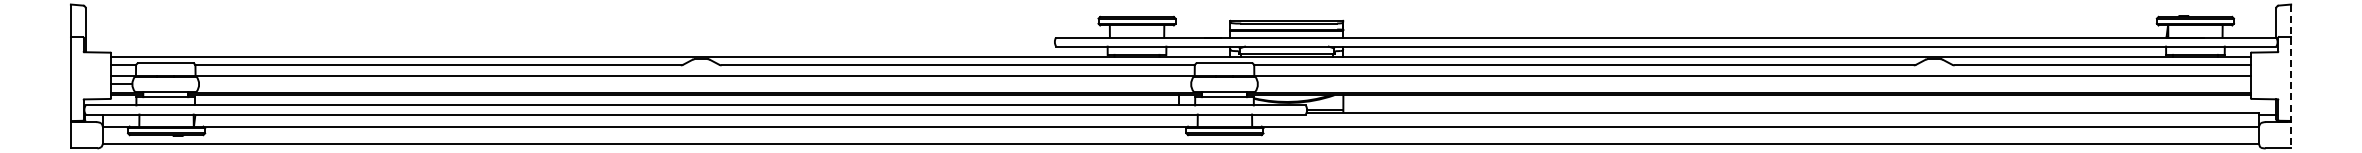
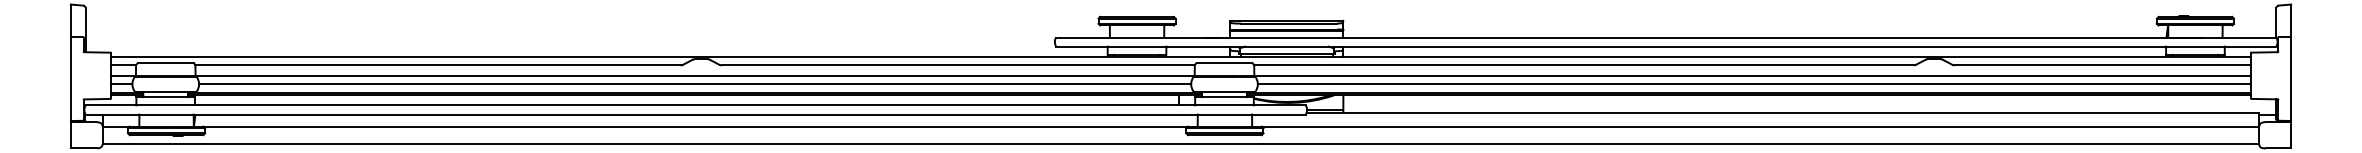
line: dashed -> solid (2291, 76)
line: none -> present (695, 84)
line: none -> present (1753, 84)
